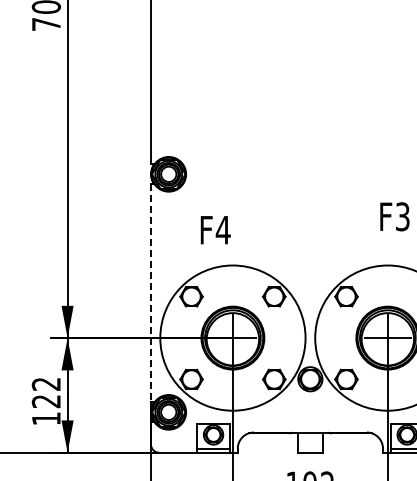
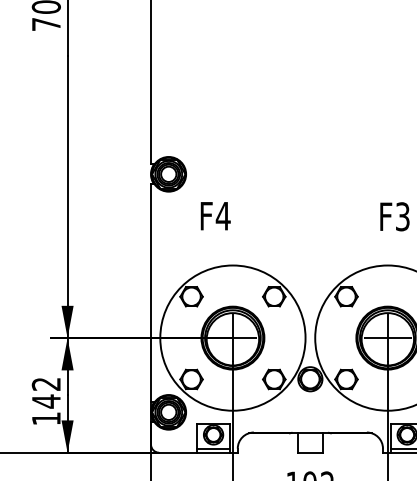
text position: (215, 230) -> (215, 216) (215, 216)
line: dashed -> solid (151, 293)
text: 122 -> 142 (45, 401)
